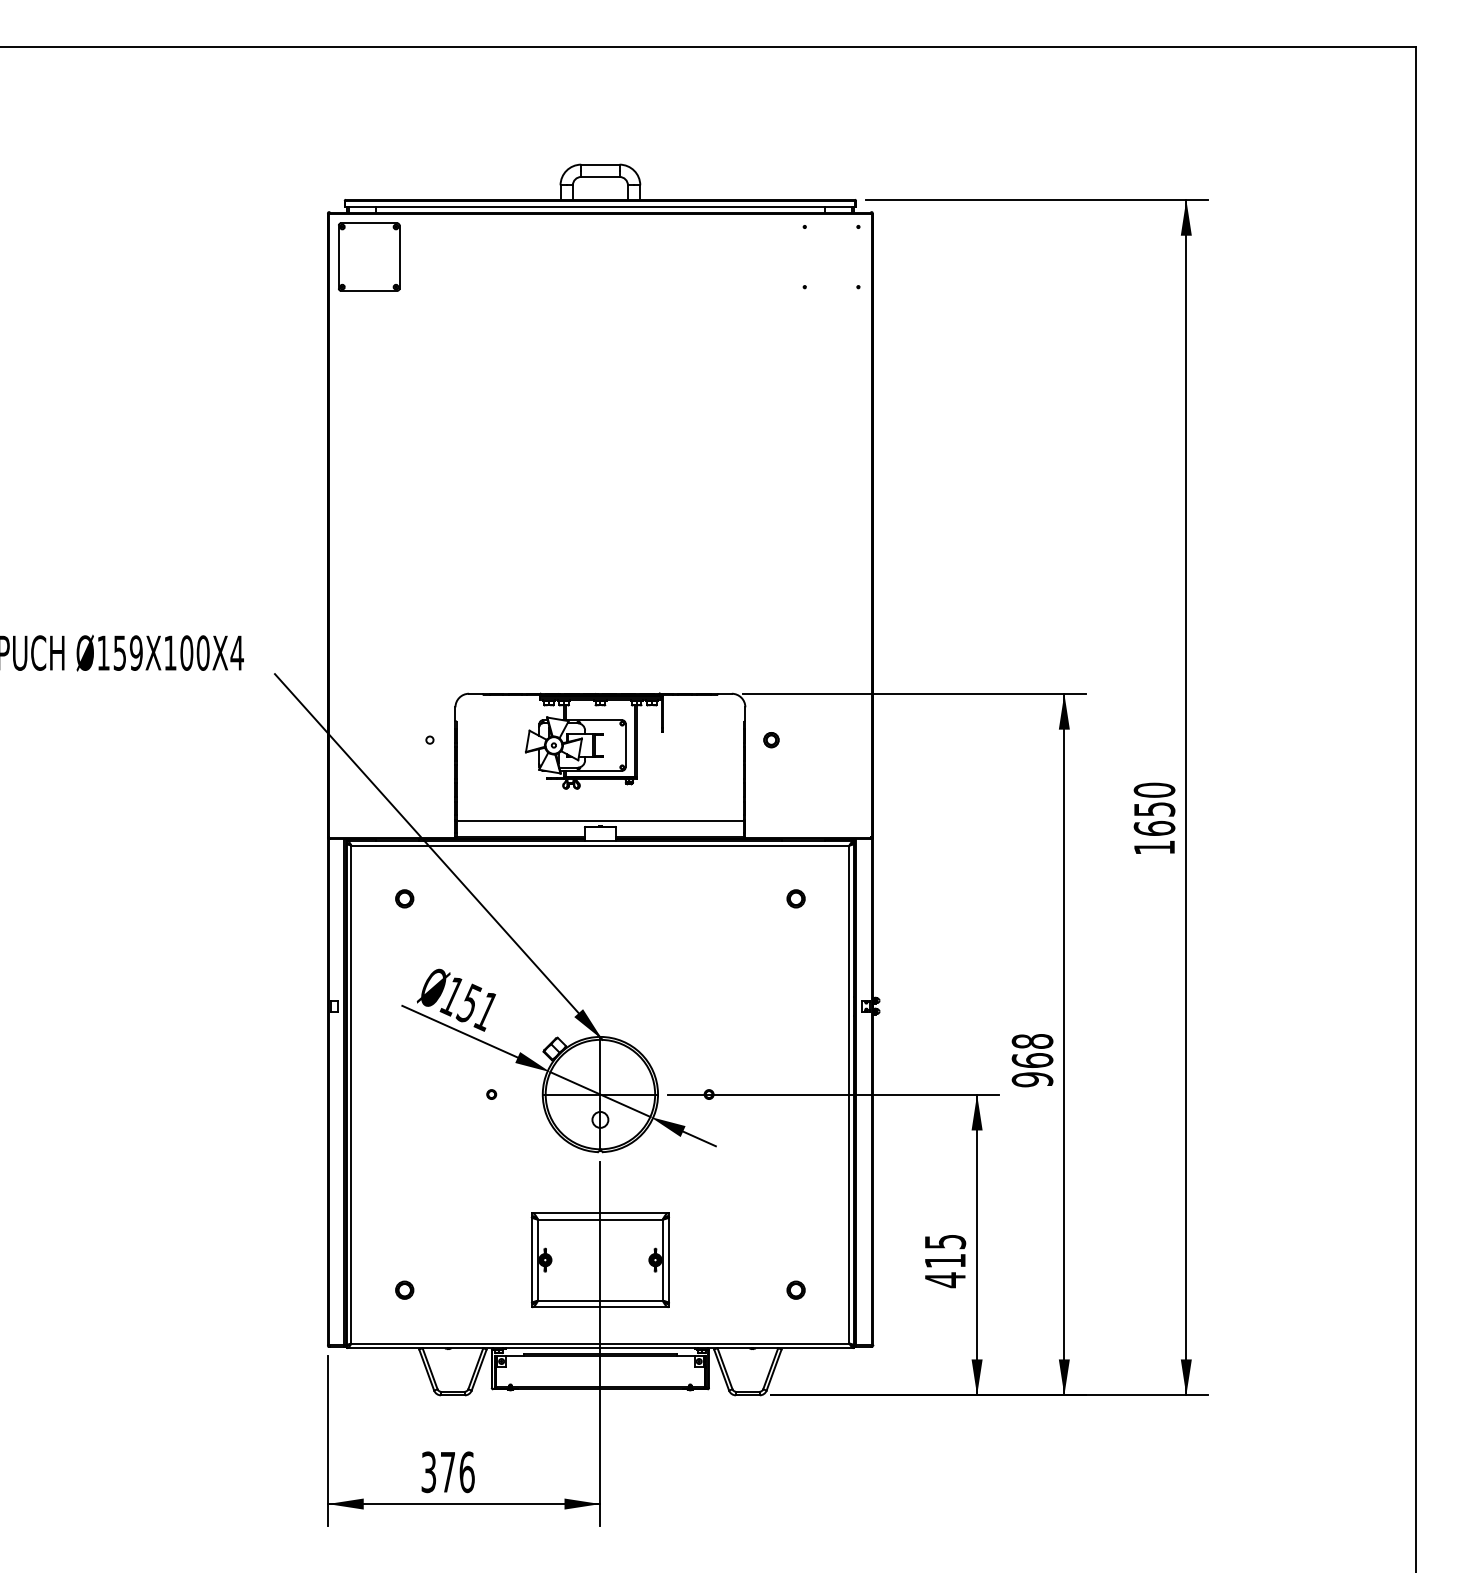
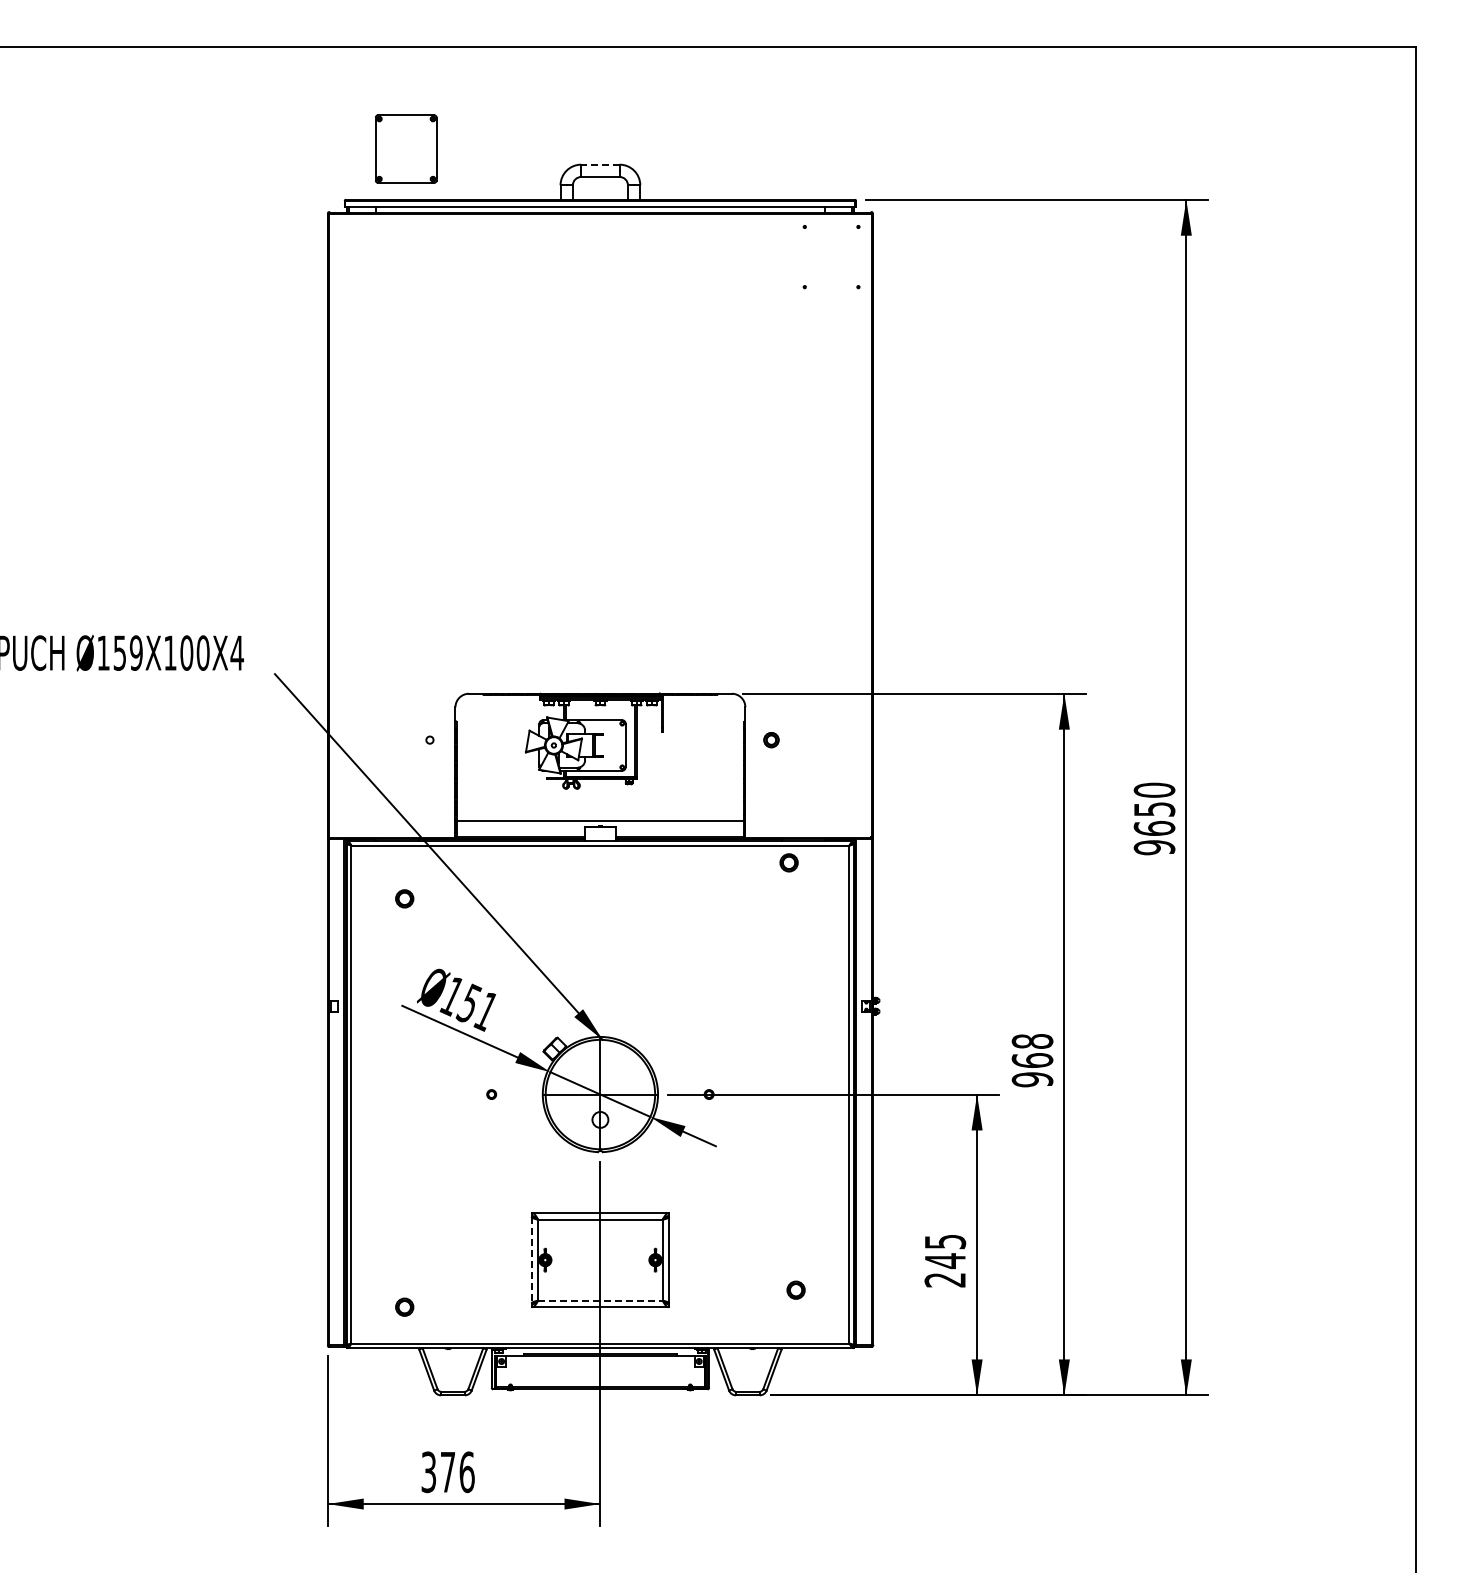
line: solid -> dashed (599, 164)
part position: (369, 256) -> (406, 148) (406, 148)
text: 1650 -> 9650 (1154, 847)
part position: (795, 898) -> (788, 862) (788, 862)
line: solid -> dashed (531, 1260)
text: 415 -> 245 (944, 1270)
part position: (404, 1289) -> (404, 1306) (404, 1306)
line: solid -> dashed (600, 1300)
